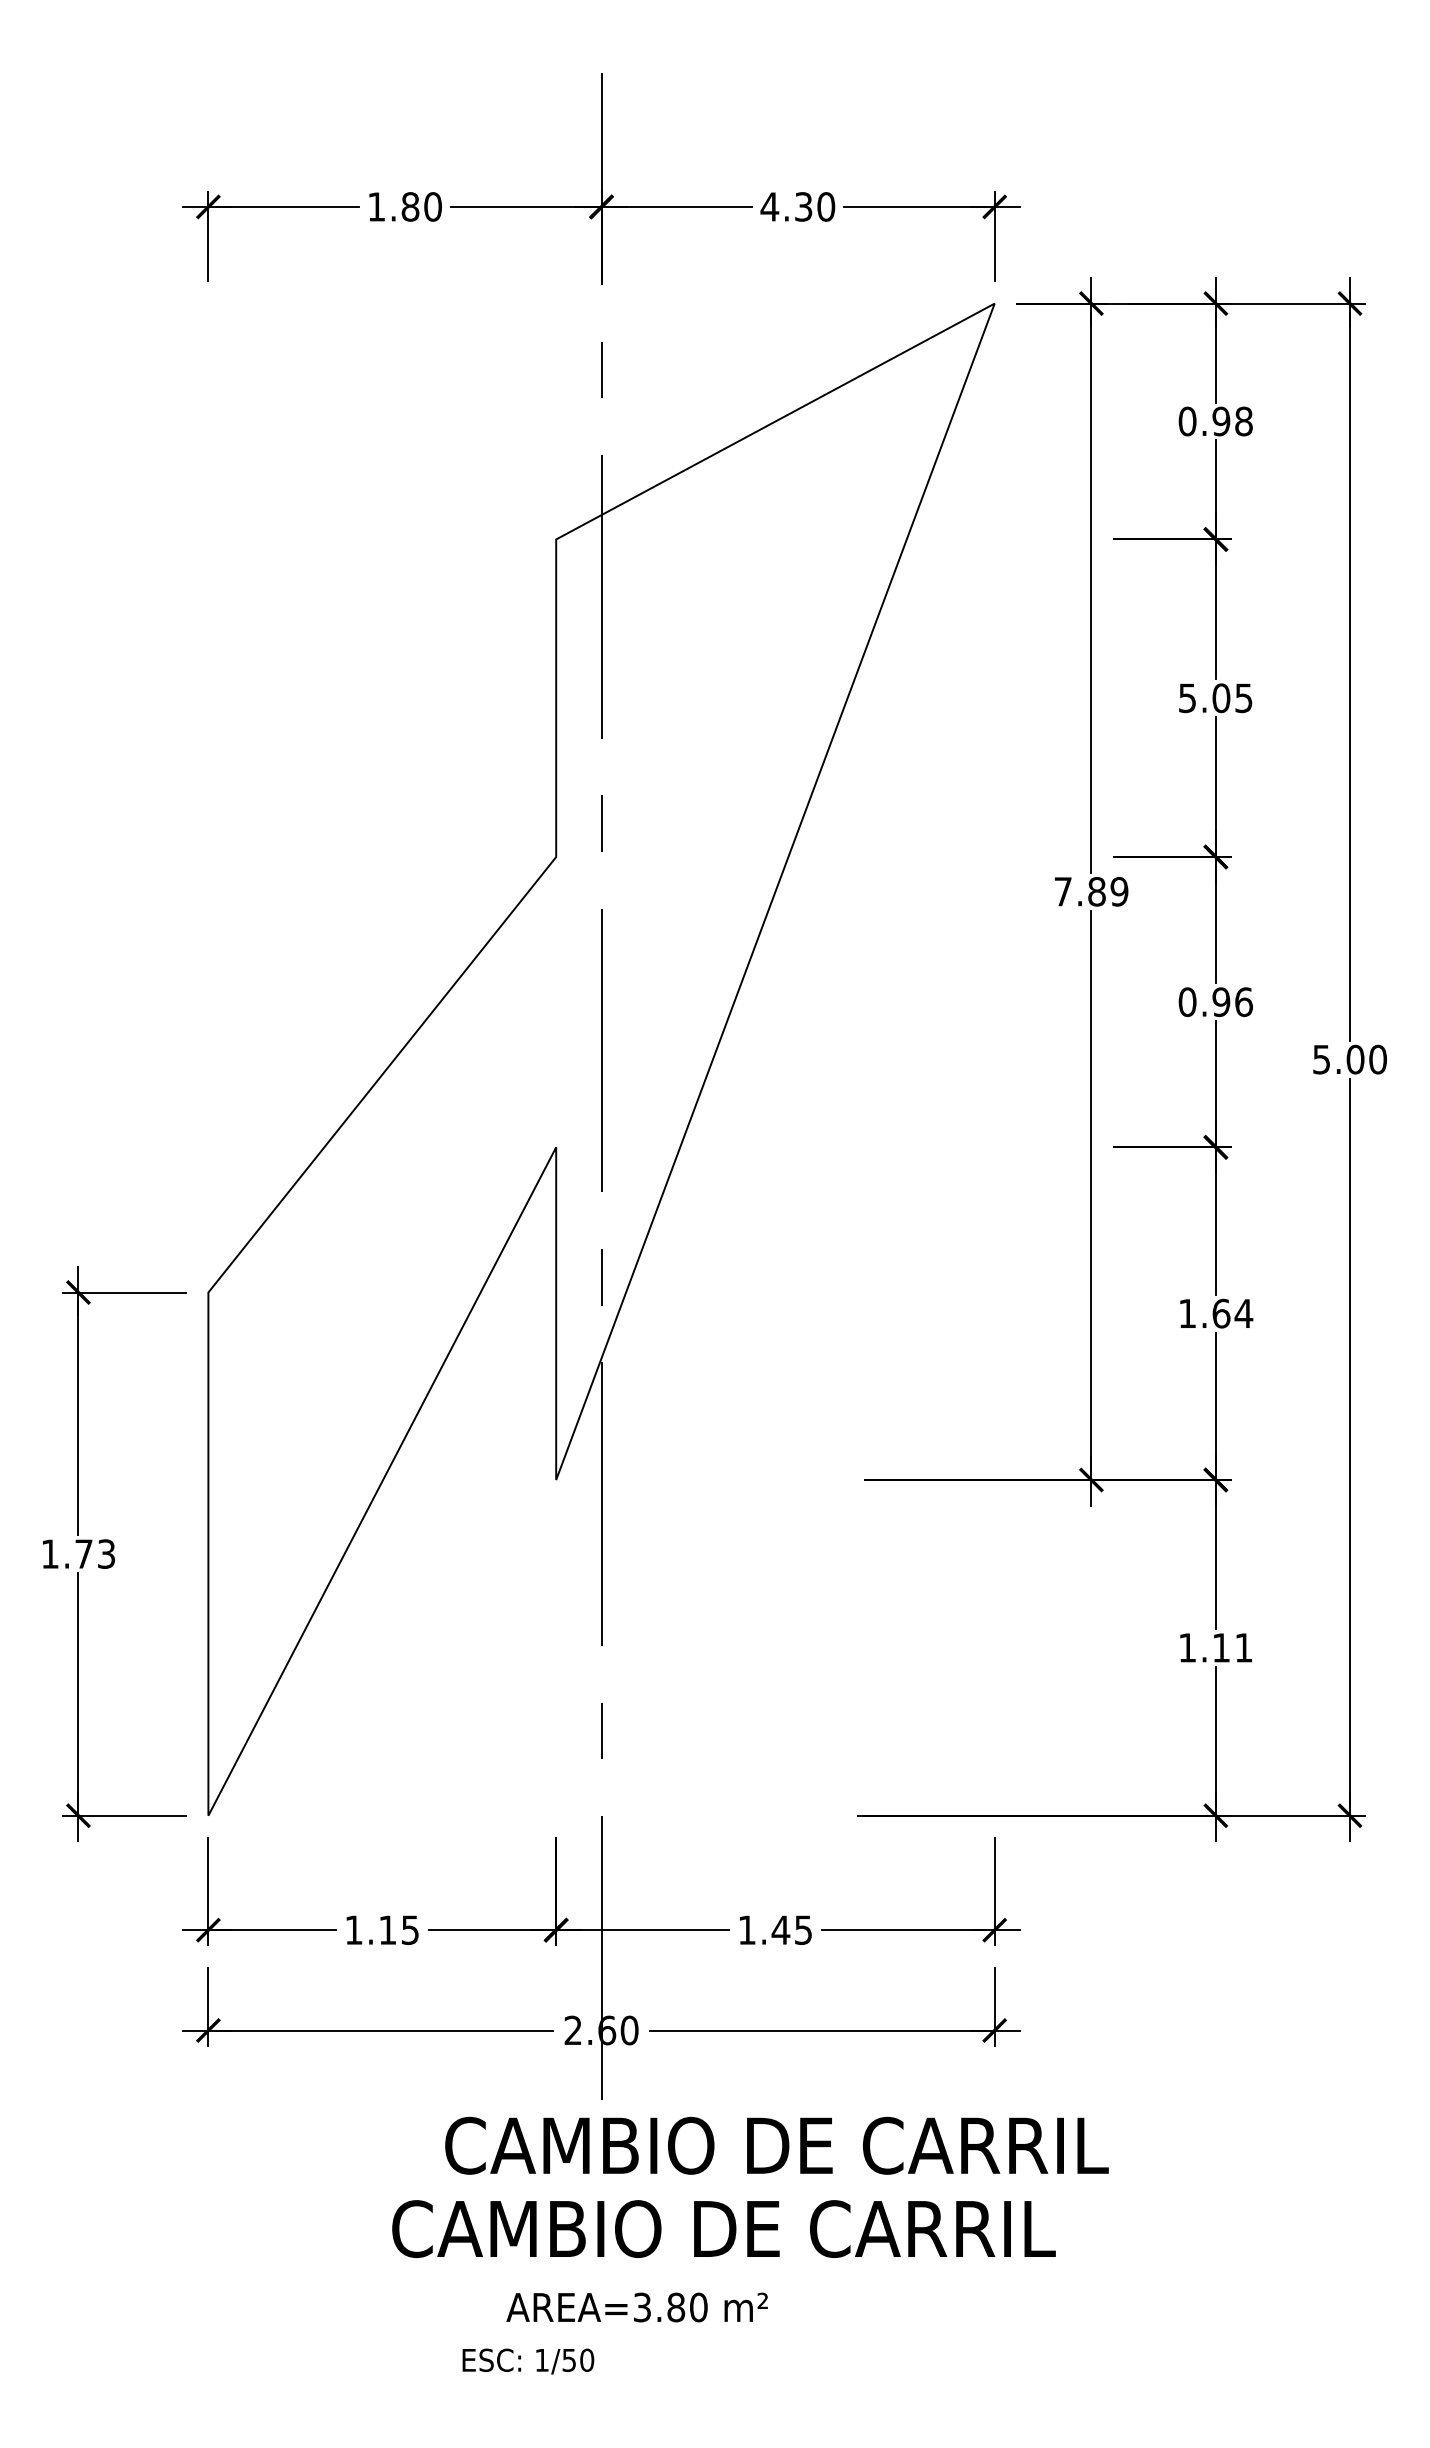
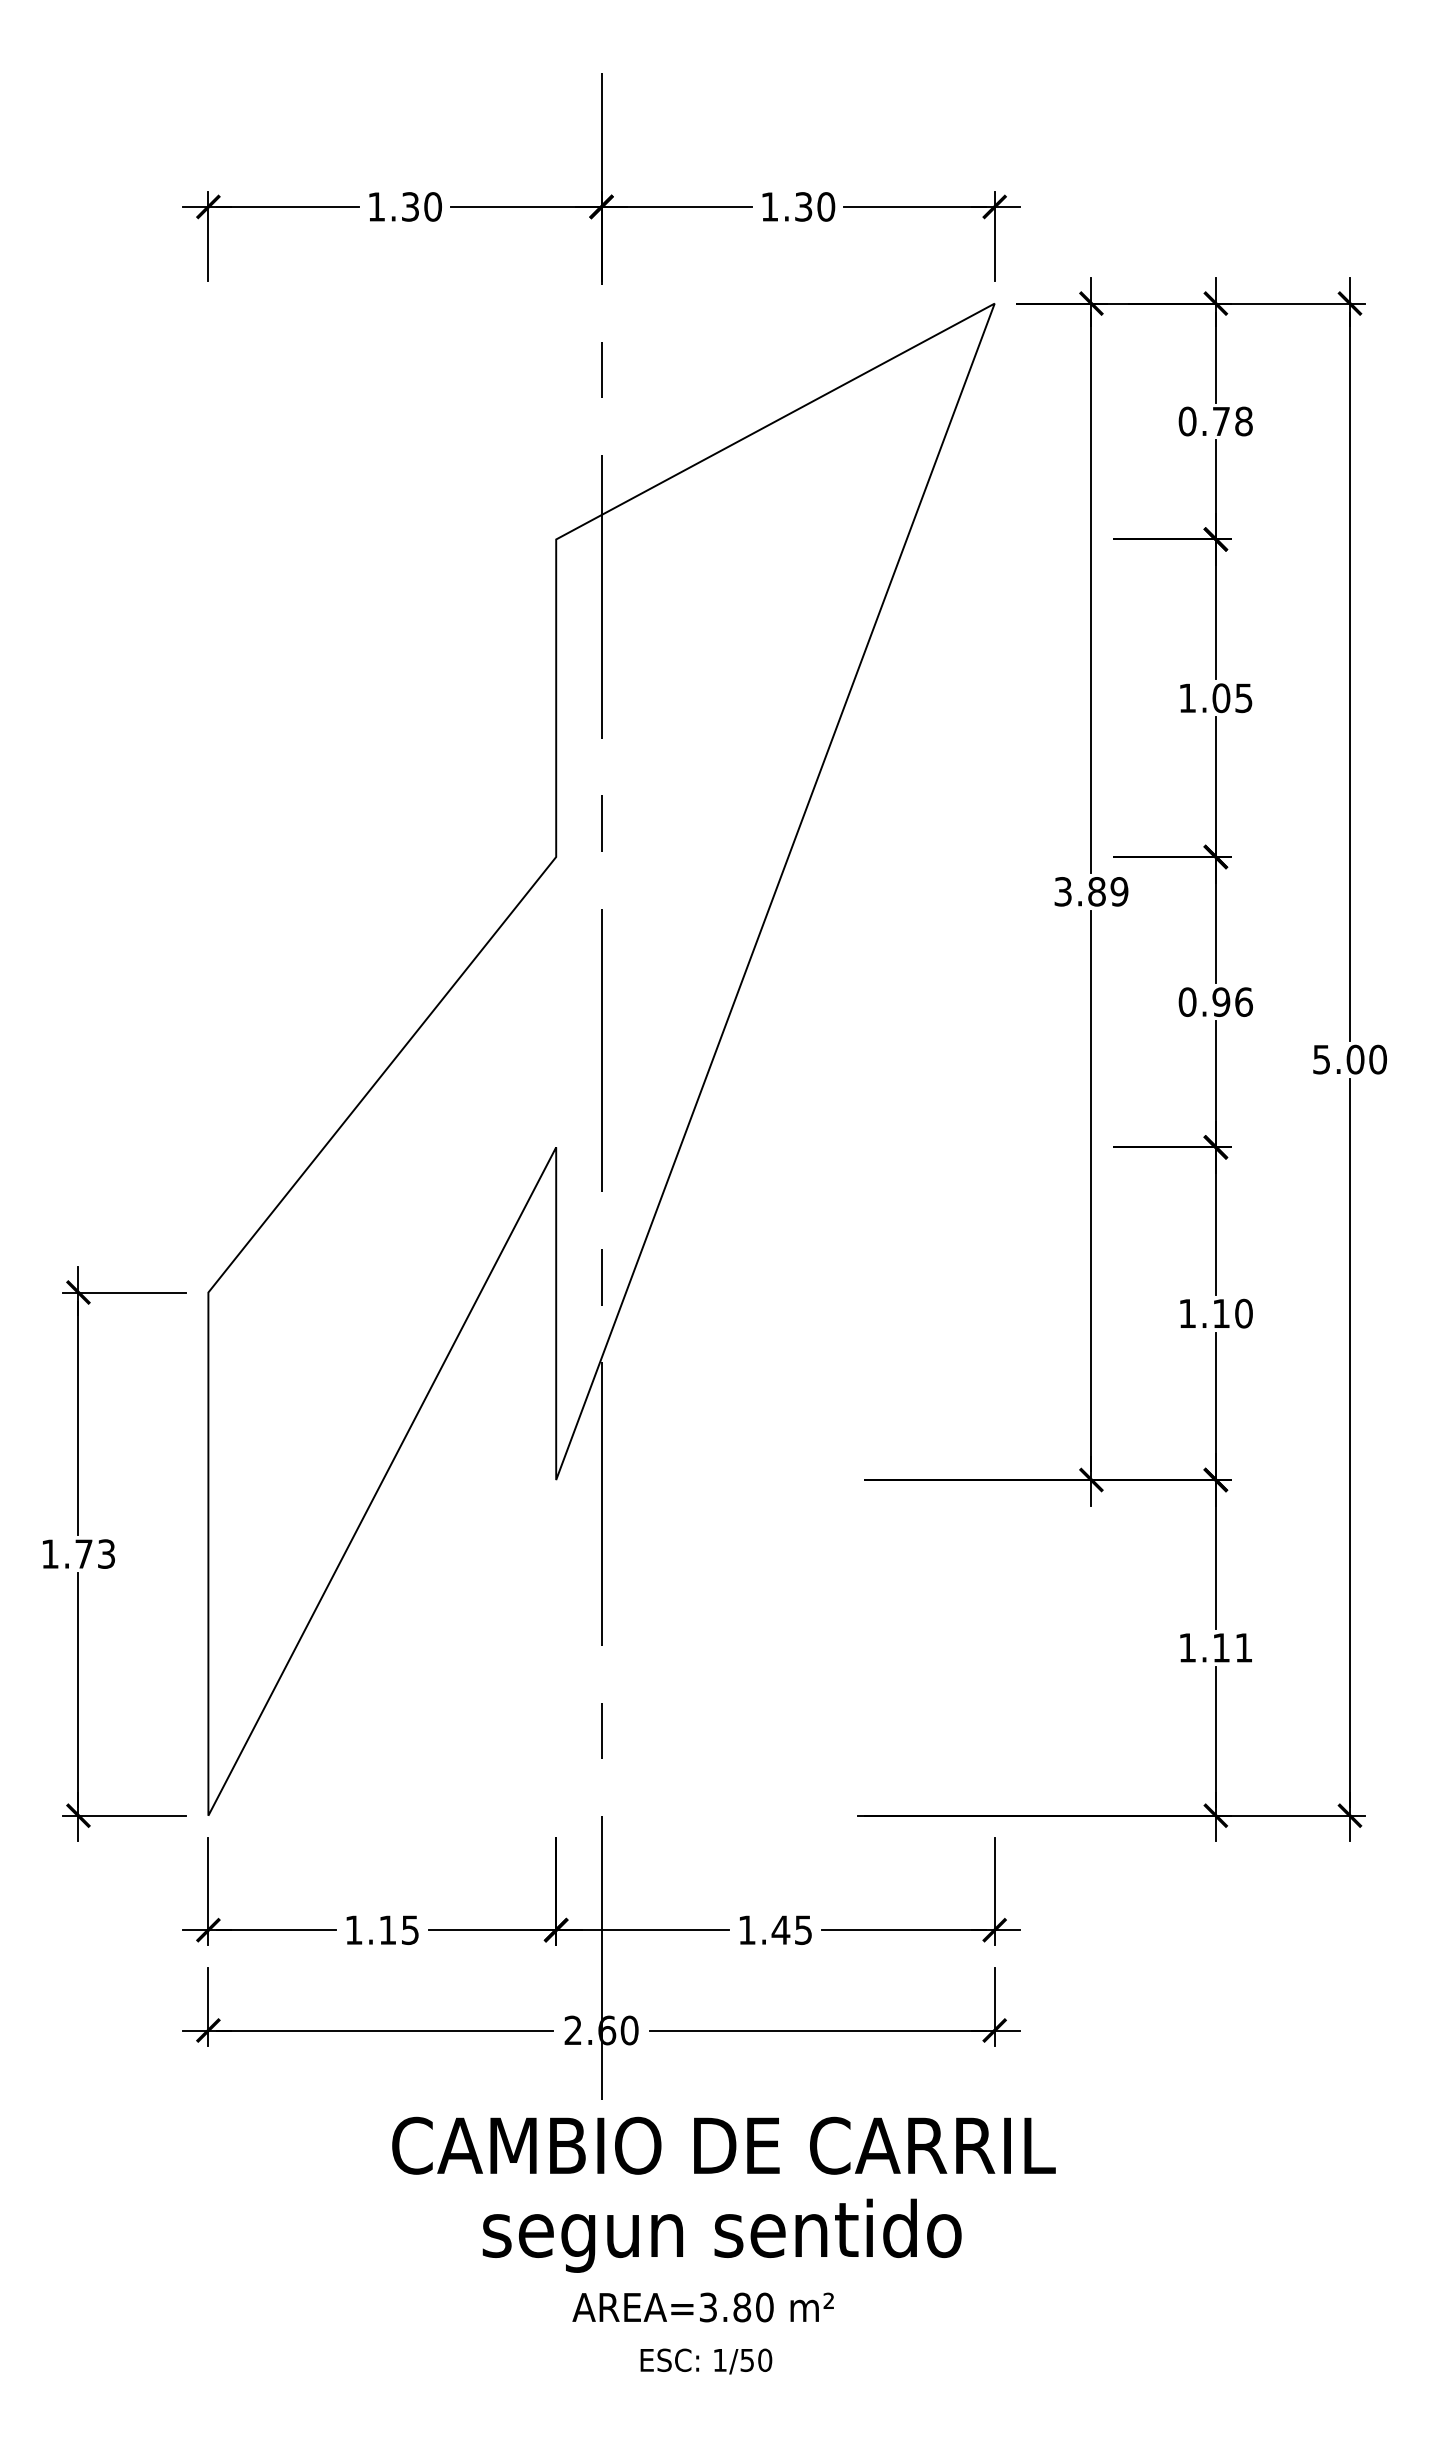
text: 1.80 -> 1.30 (410, 206)
text: 4.30 -> 1.30 (769, 206)
text: 0.98 -> 0.78 (1221, 421)
text: 5.05 -> 1.05 (1187, 698)
text: 7.89 -> 3.89 (1062, 891)
text: 1.64 -> 1.10 (1232, 1313)
text position: (776, 2145) -> (723, 2145) (723, 2145)
text: CAMBIO DE CARRIL -> segun sentido (723, 2235)
text position: (636, 2307) -> (702, 2307) (702, 2307)
text position: (528, 2361) -> (706, 2361) (706, 2361)
